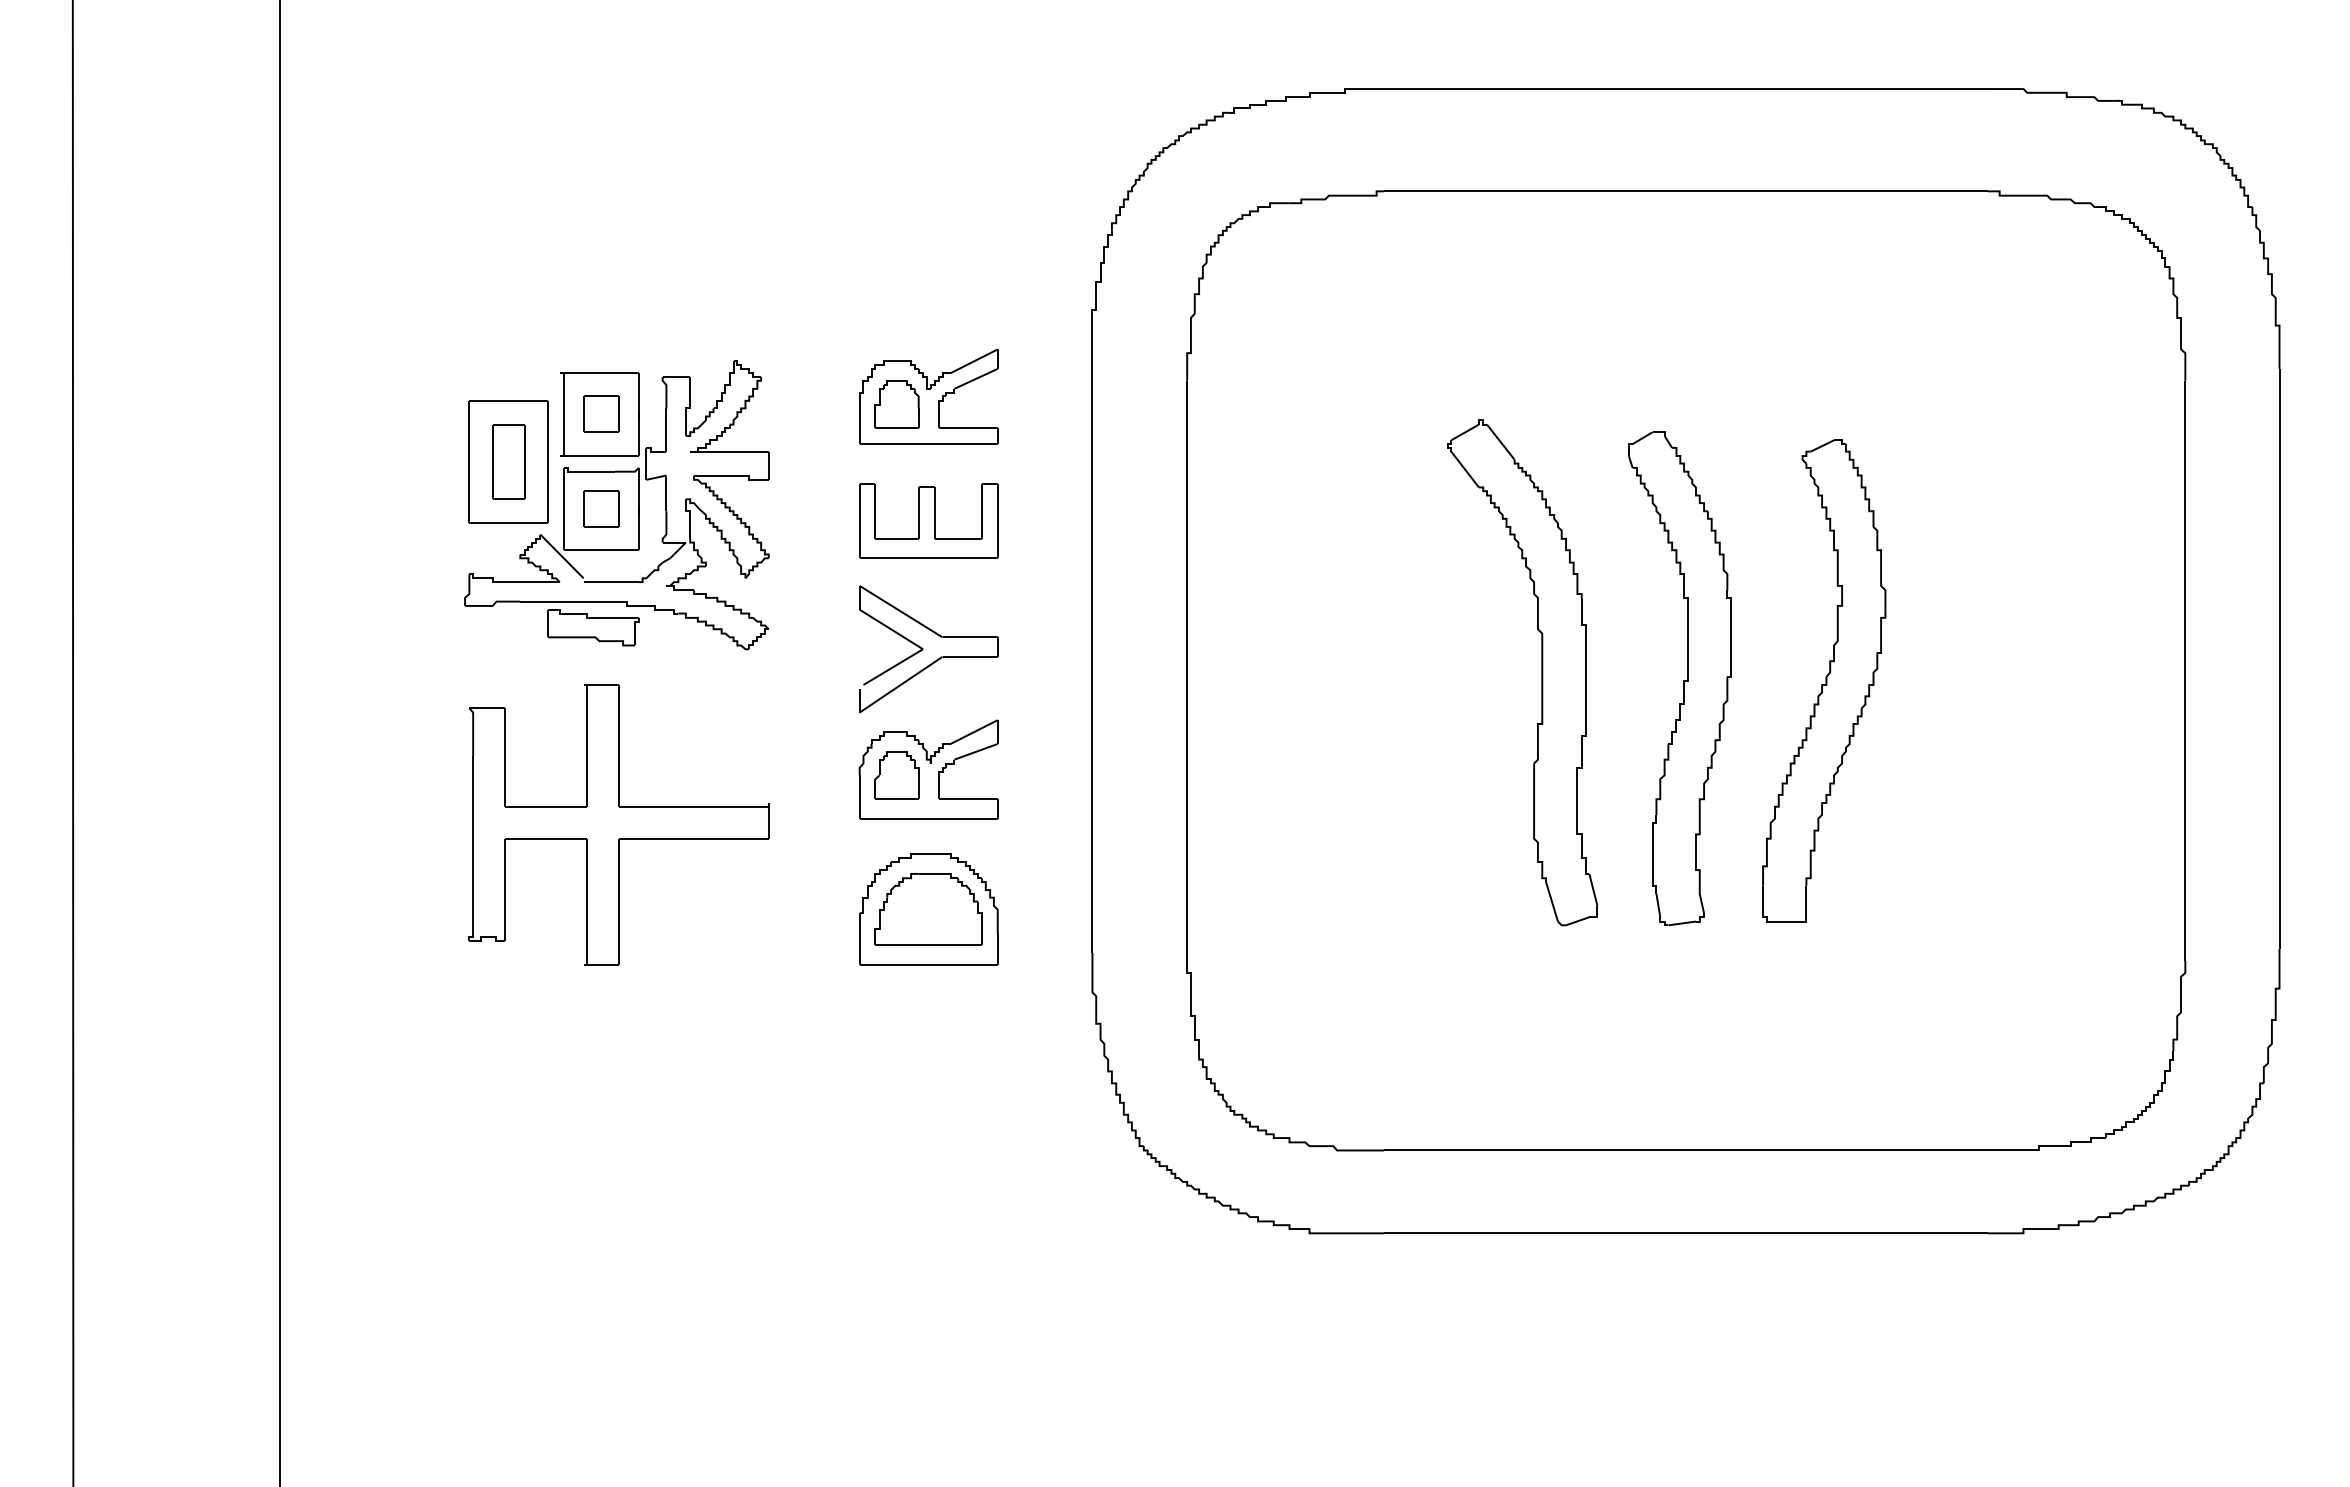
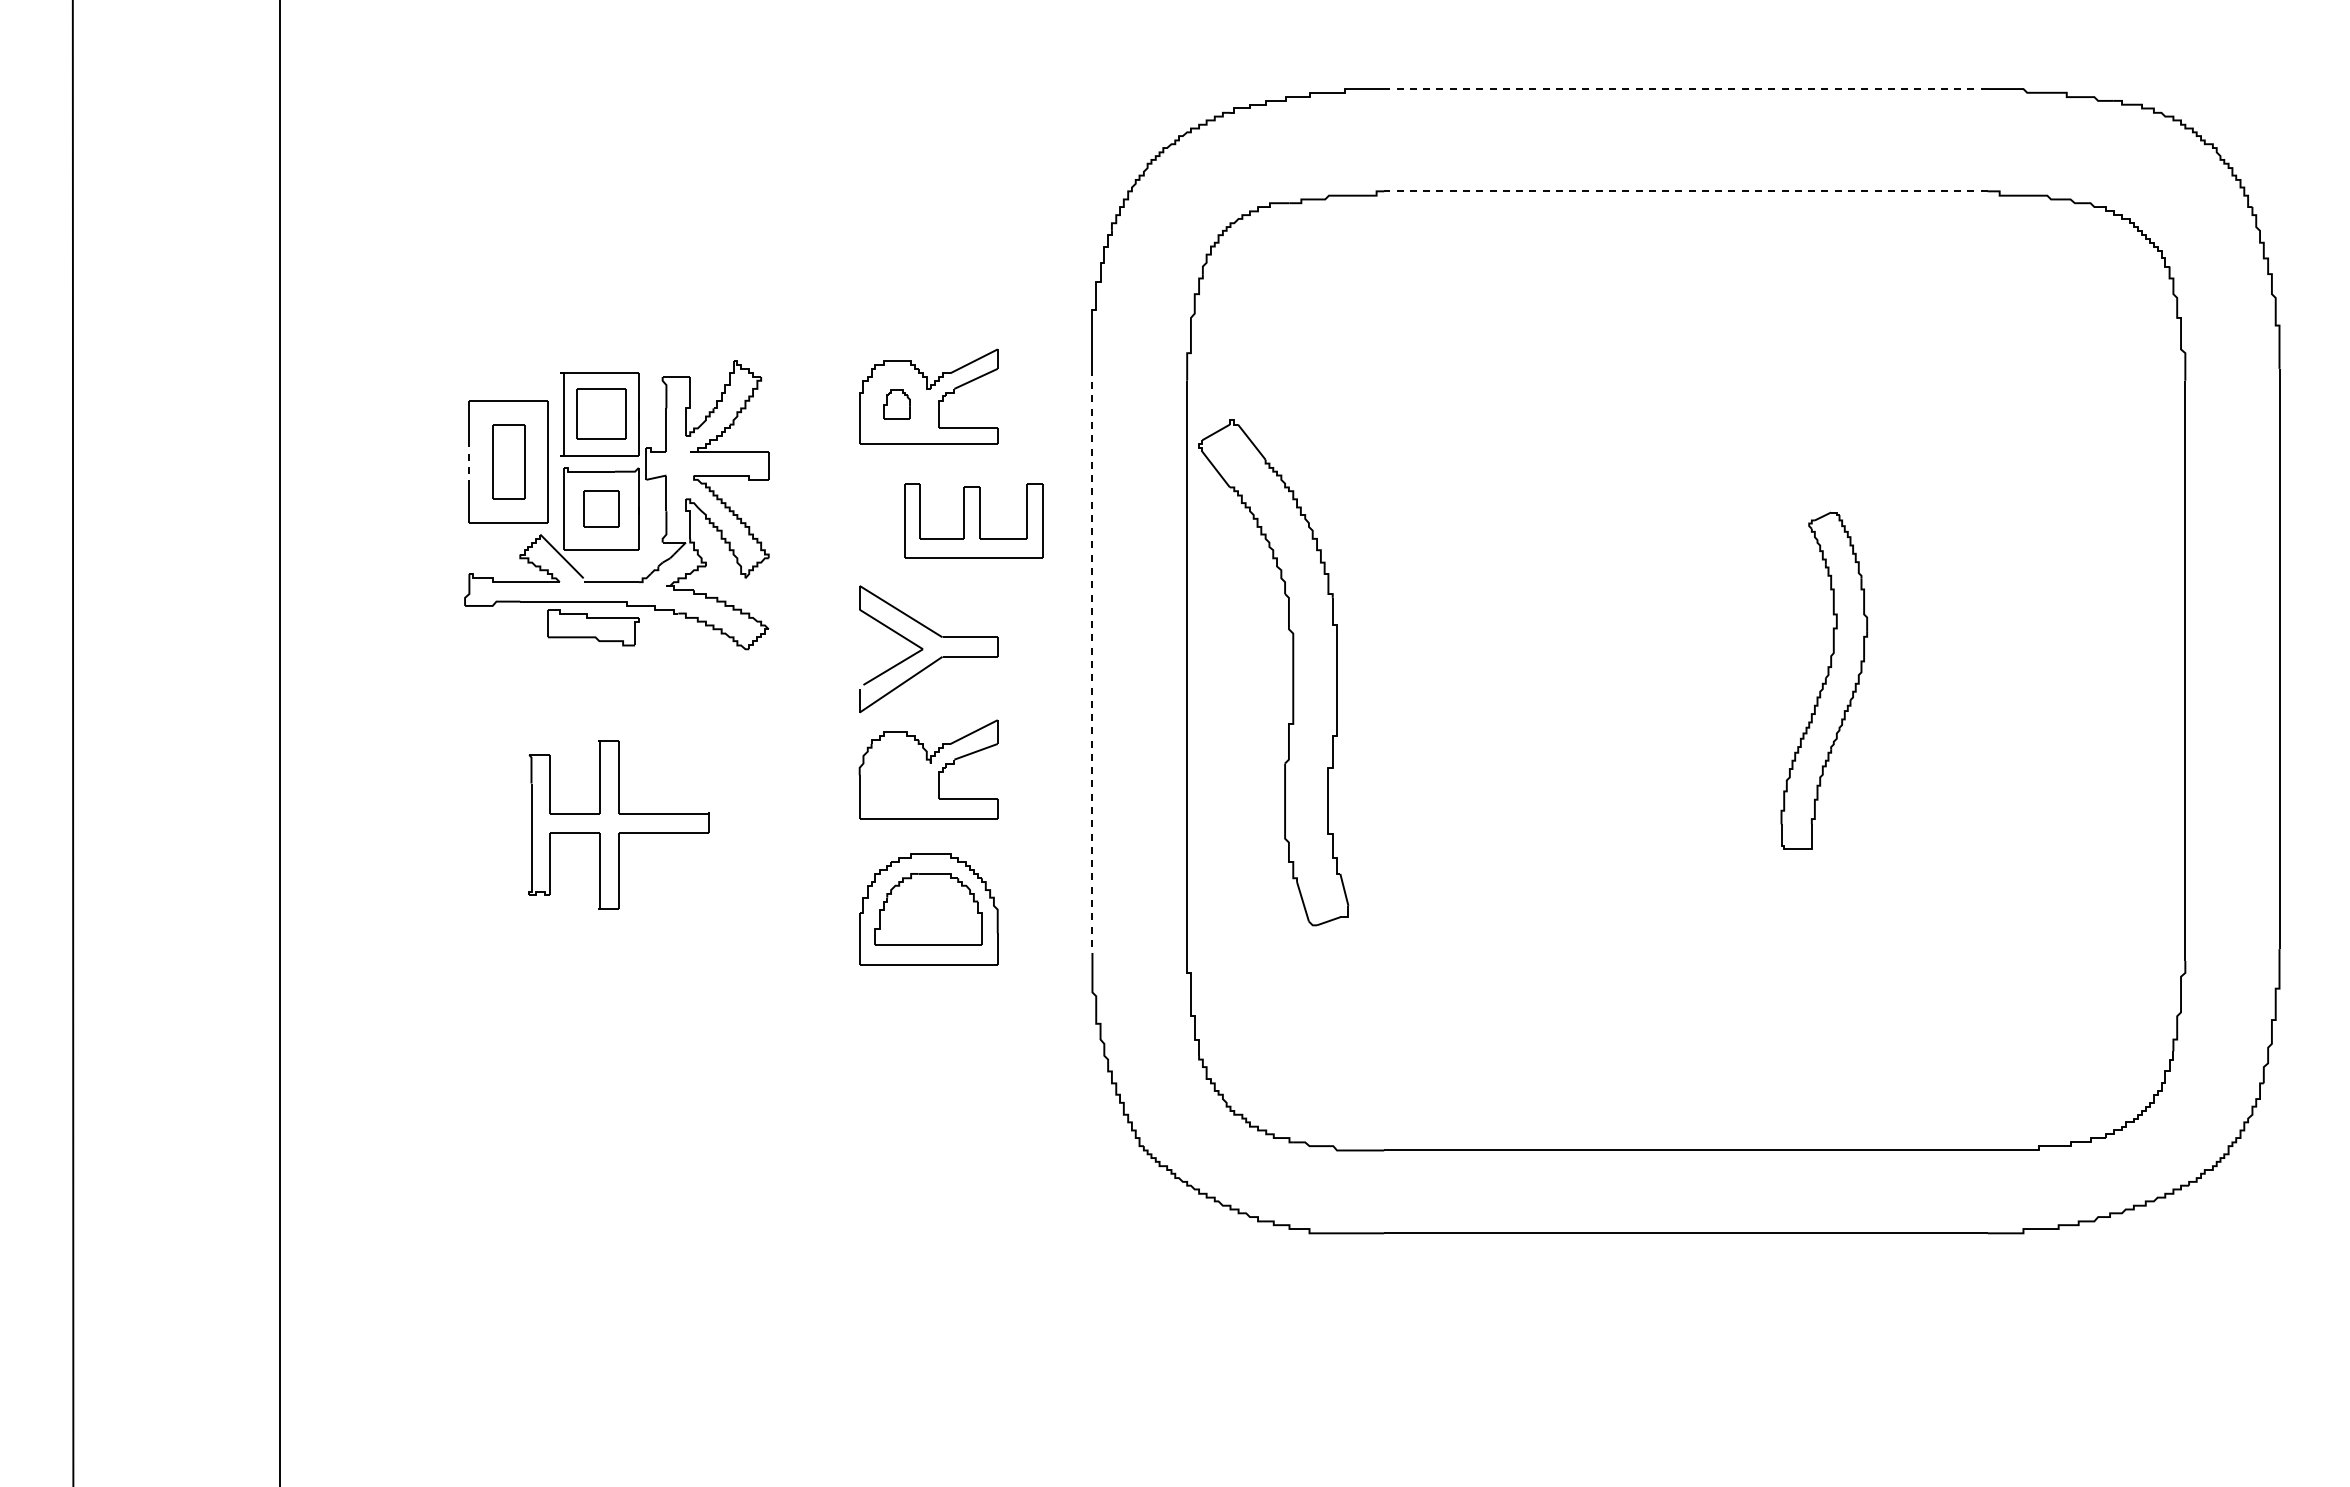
line: solid -> dashed (1685, 89)
line: solid -> dashed (1685, 191)
part size: 46x49 px -> 28x31 px (896, 404)
part size: 37x38 px -> 51x52 px (601, 413)
line: solid -> dashed (469, 461)
part position: (928, 520) -> (973, 520) (973, 520)
line: solid -> dashed (1092, 661)
part position: (1541, 672) -> (1292, 672) (1292, 672)
part: present -> none (1679, 678)
part size: 125x484 px -> 89x339 px (1824, 680)
part: present -> none (896, 775)
part size: 302x282 px -> 182x170 px (618, 824)
